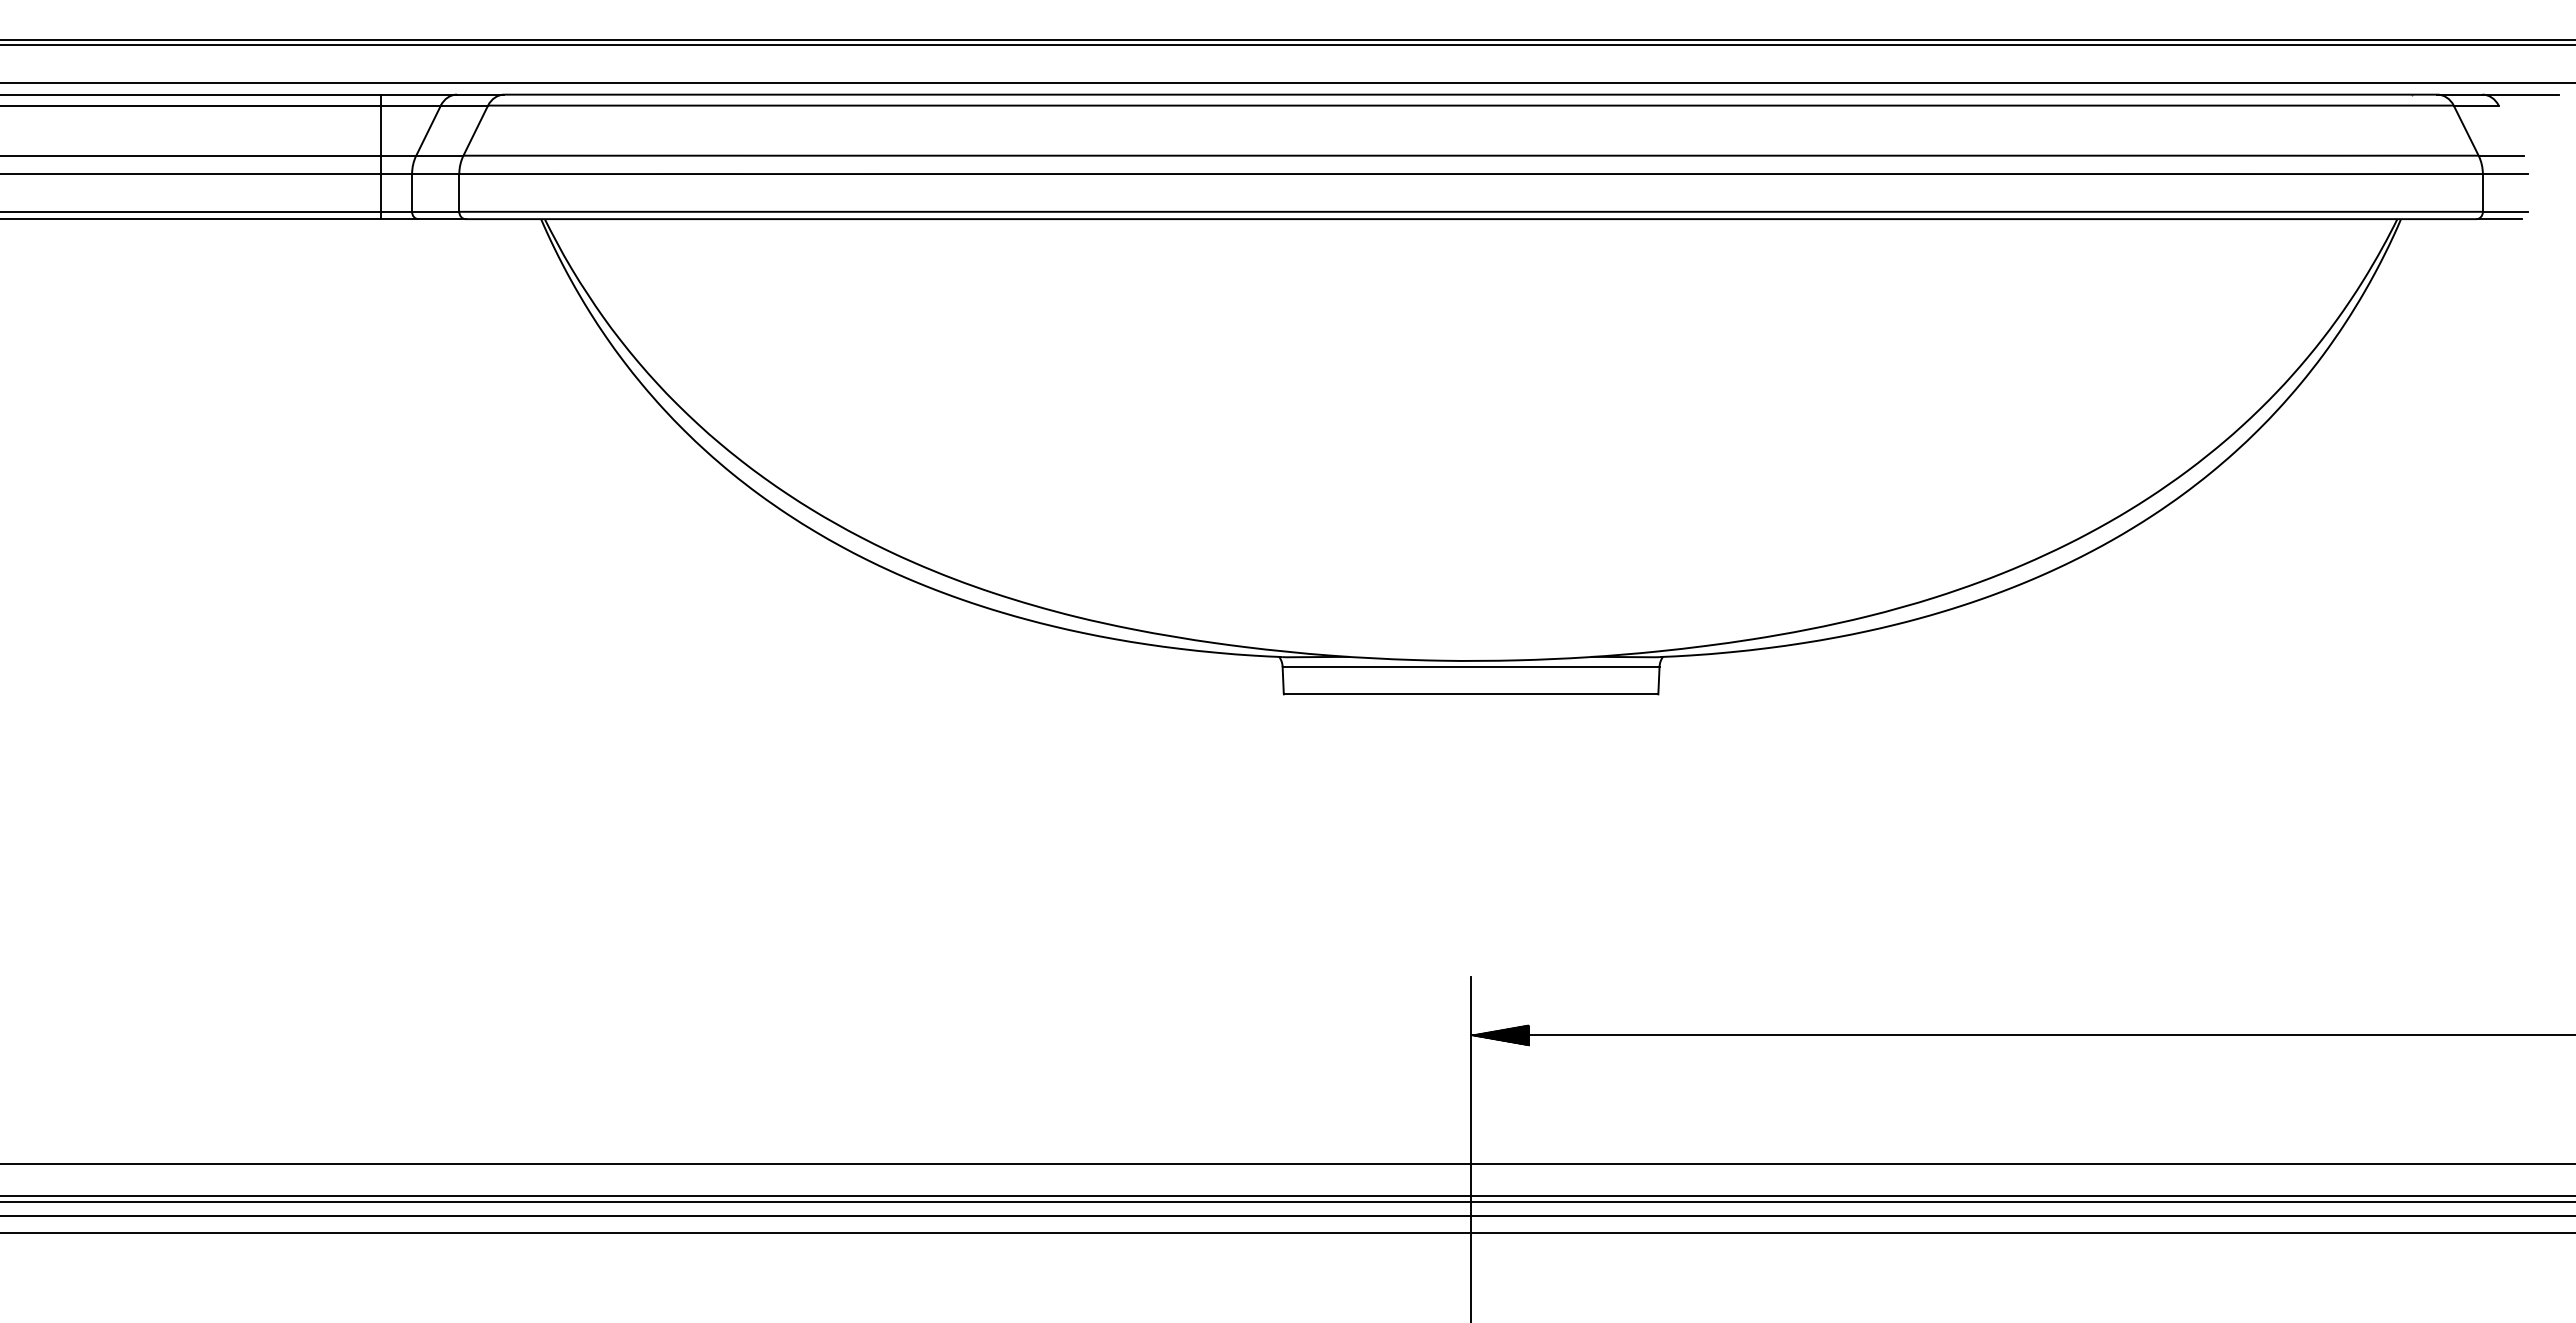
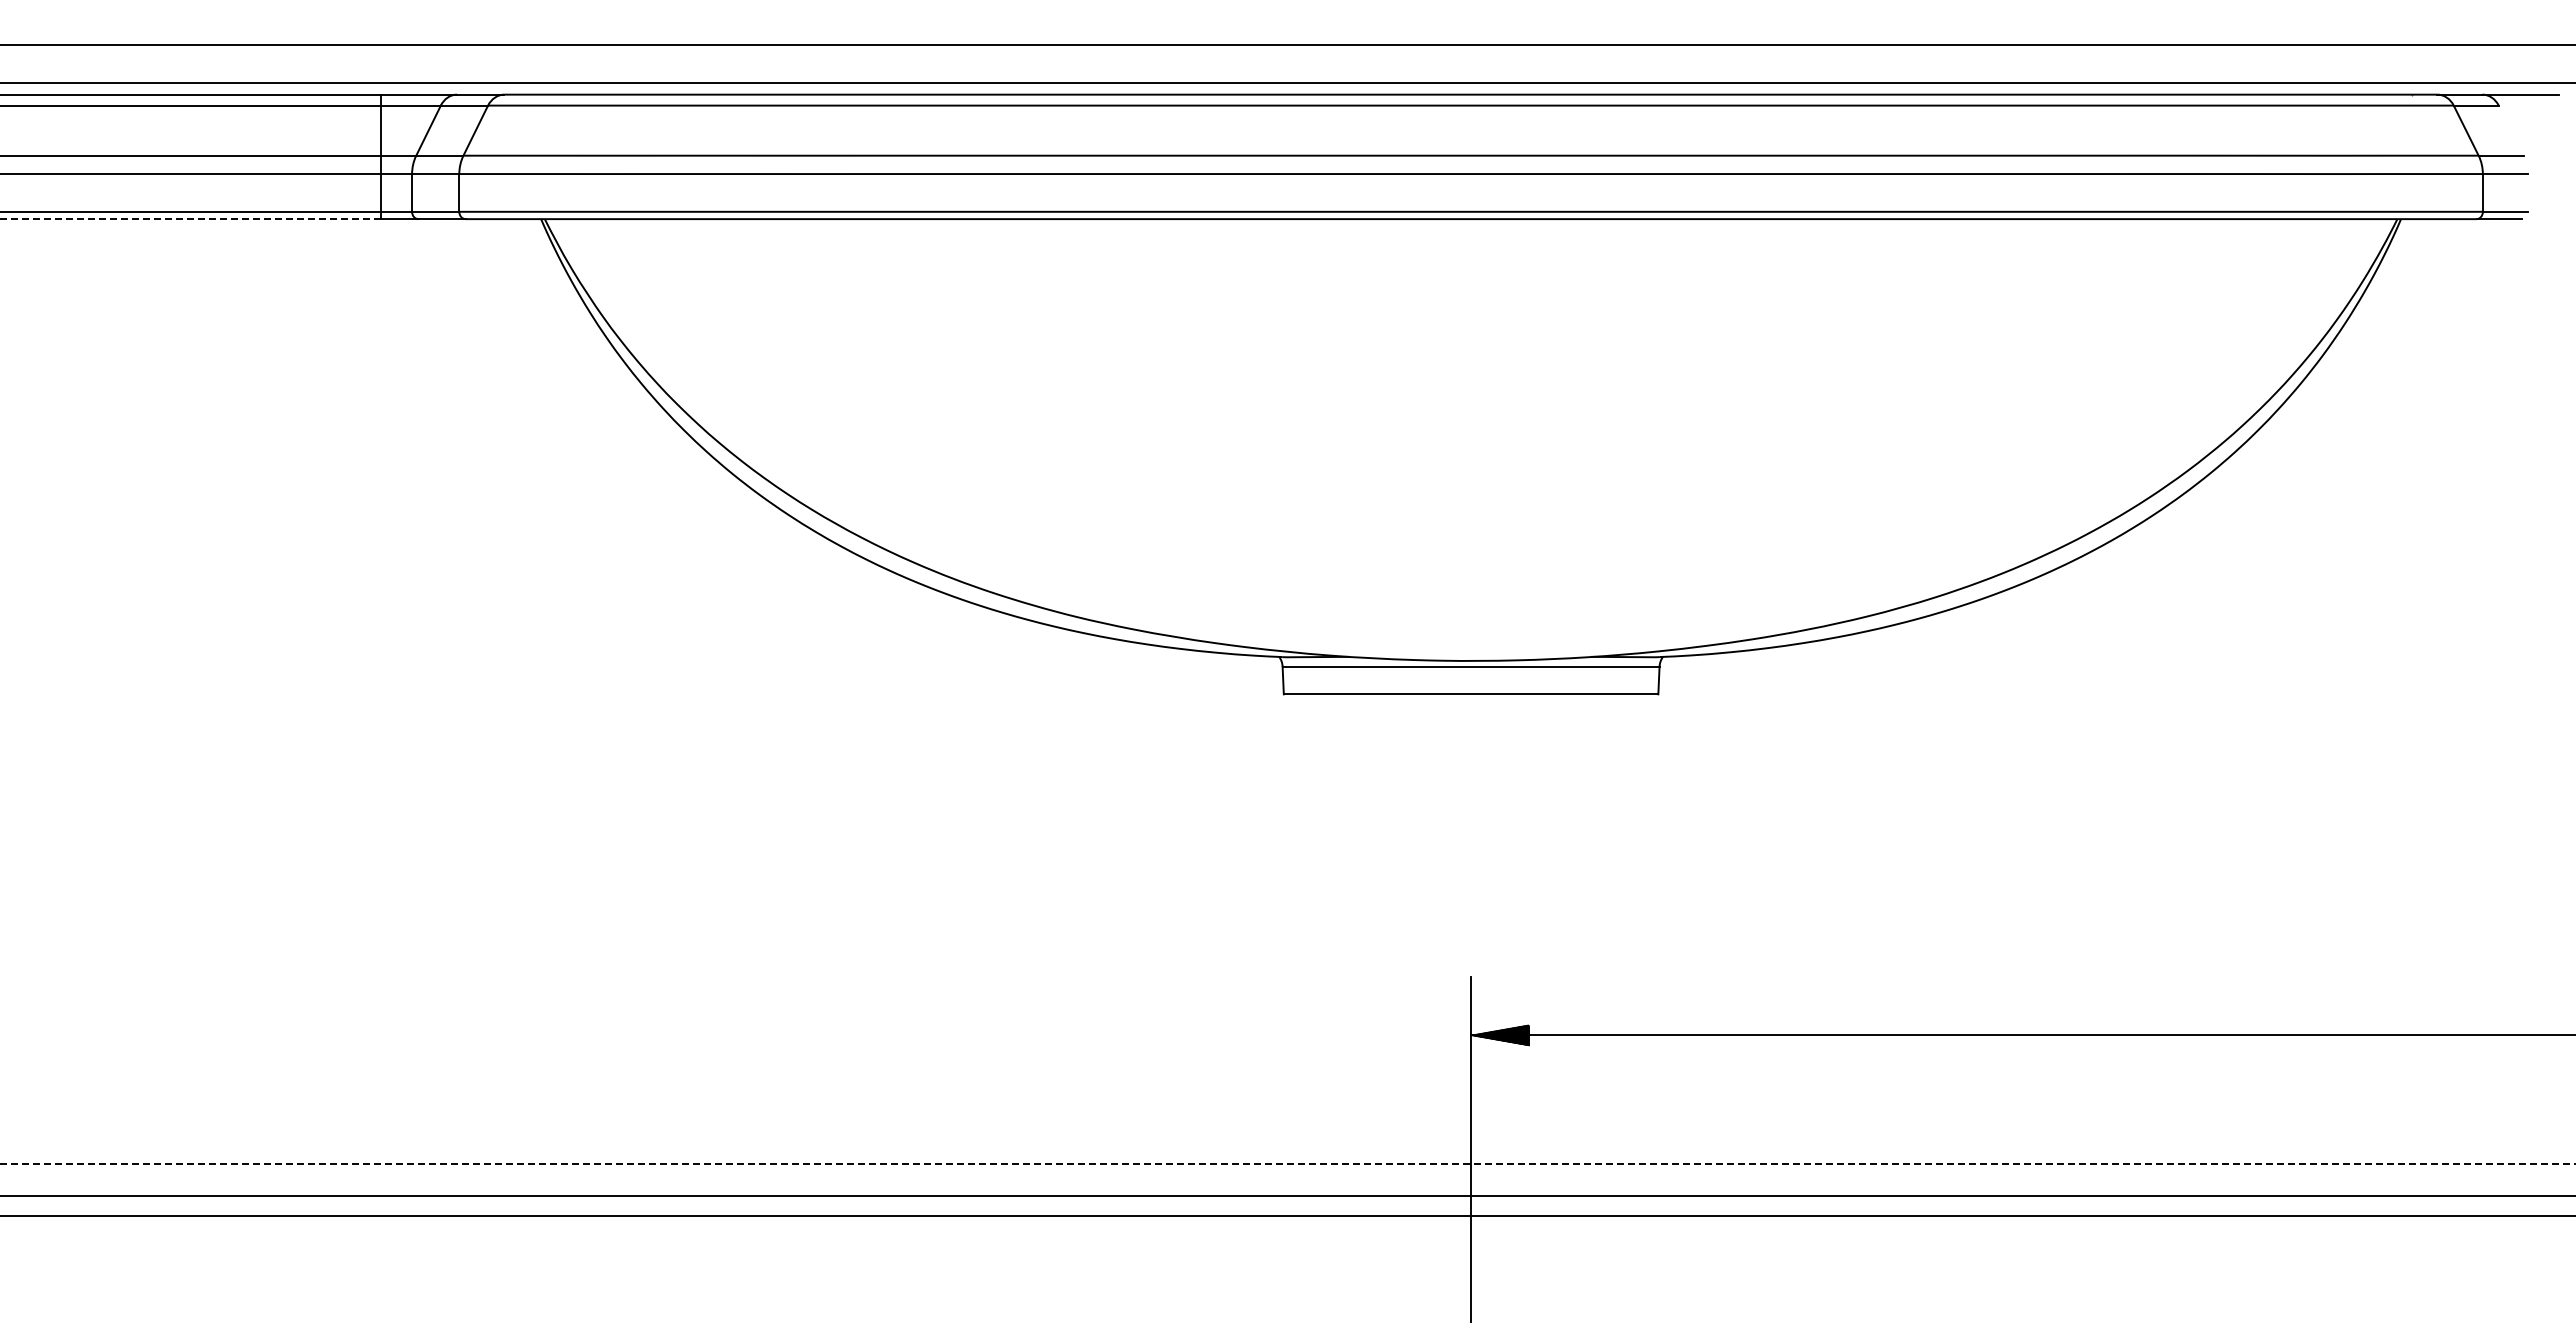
line: present -> none (1287, 39)
line: solid -> dashed (191, 219)
line: solid -> dashed (1288, 1164)
line: present -> none (1287, 1202)
line: present -> none (1287, 1233)
